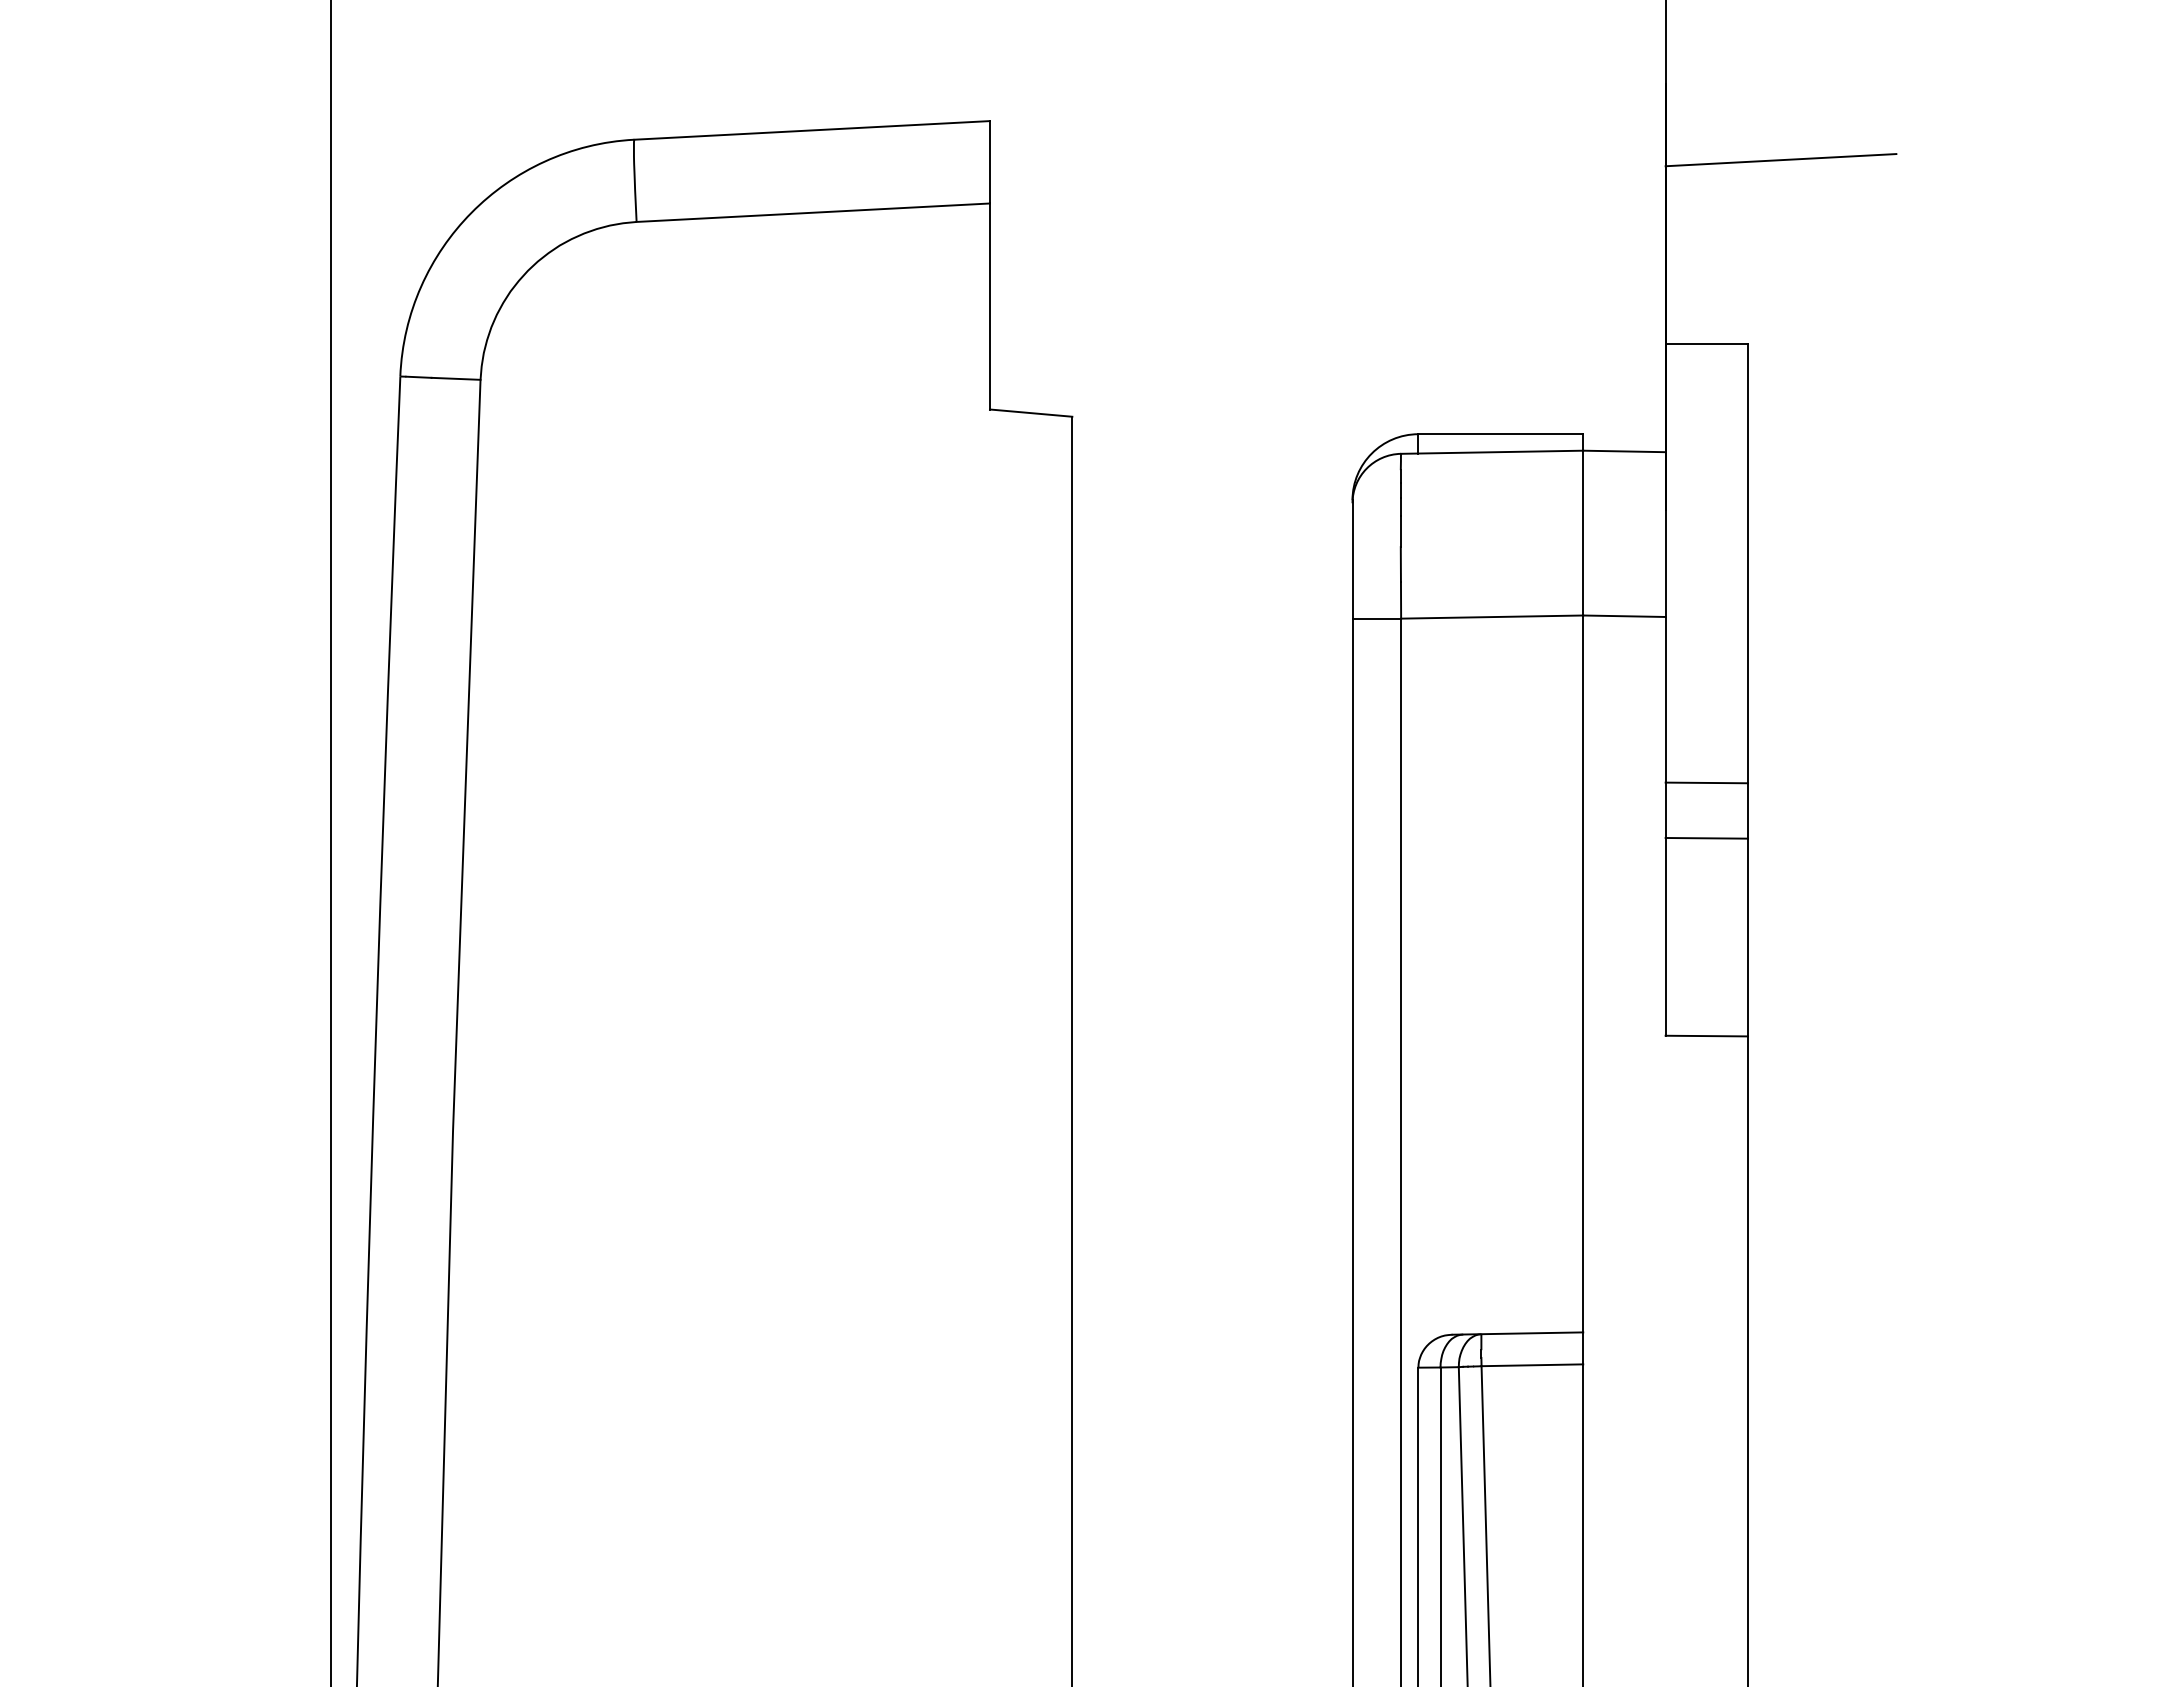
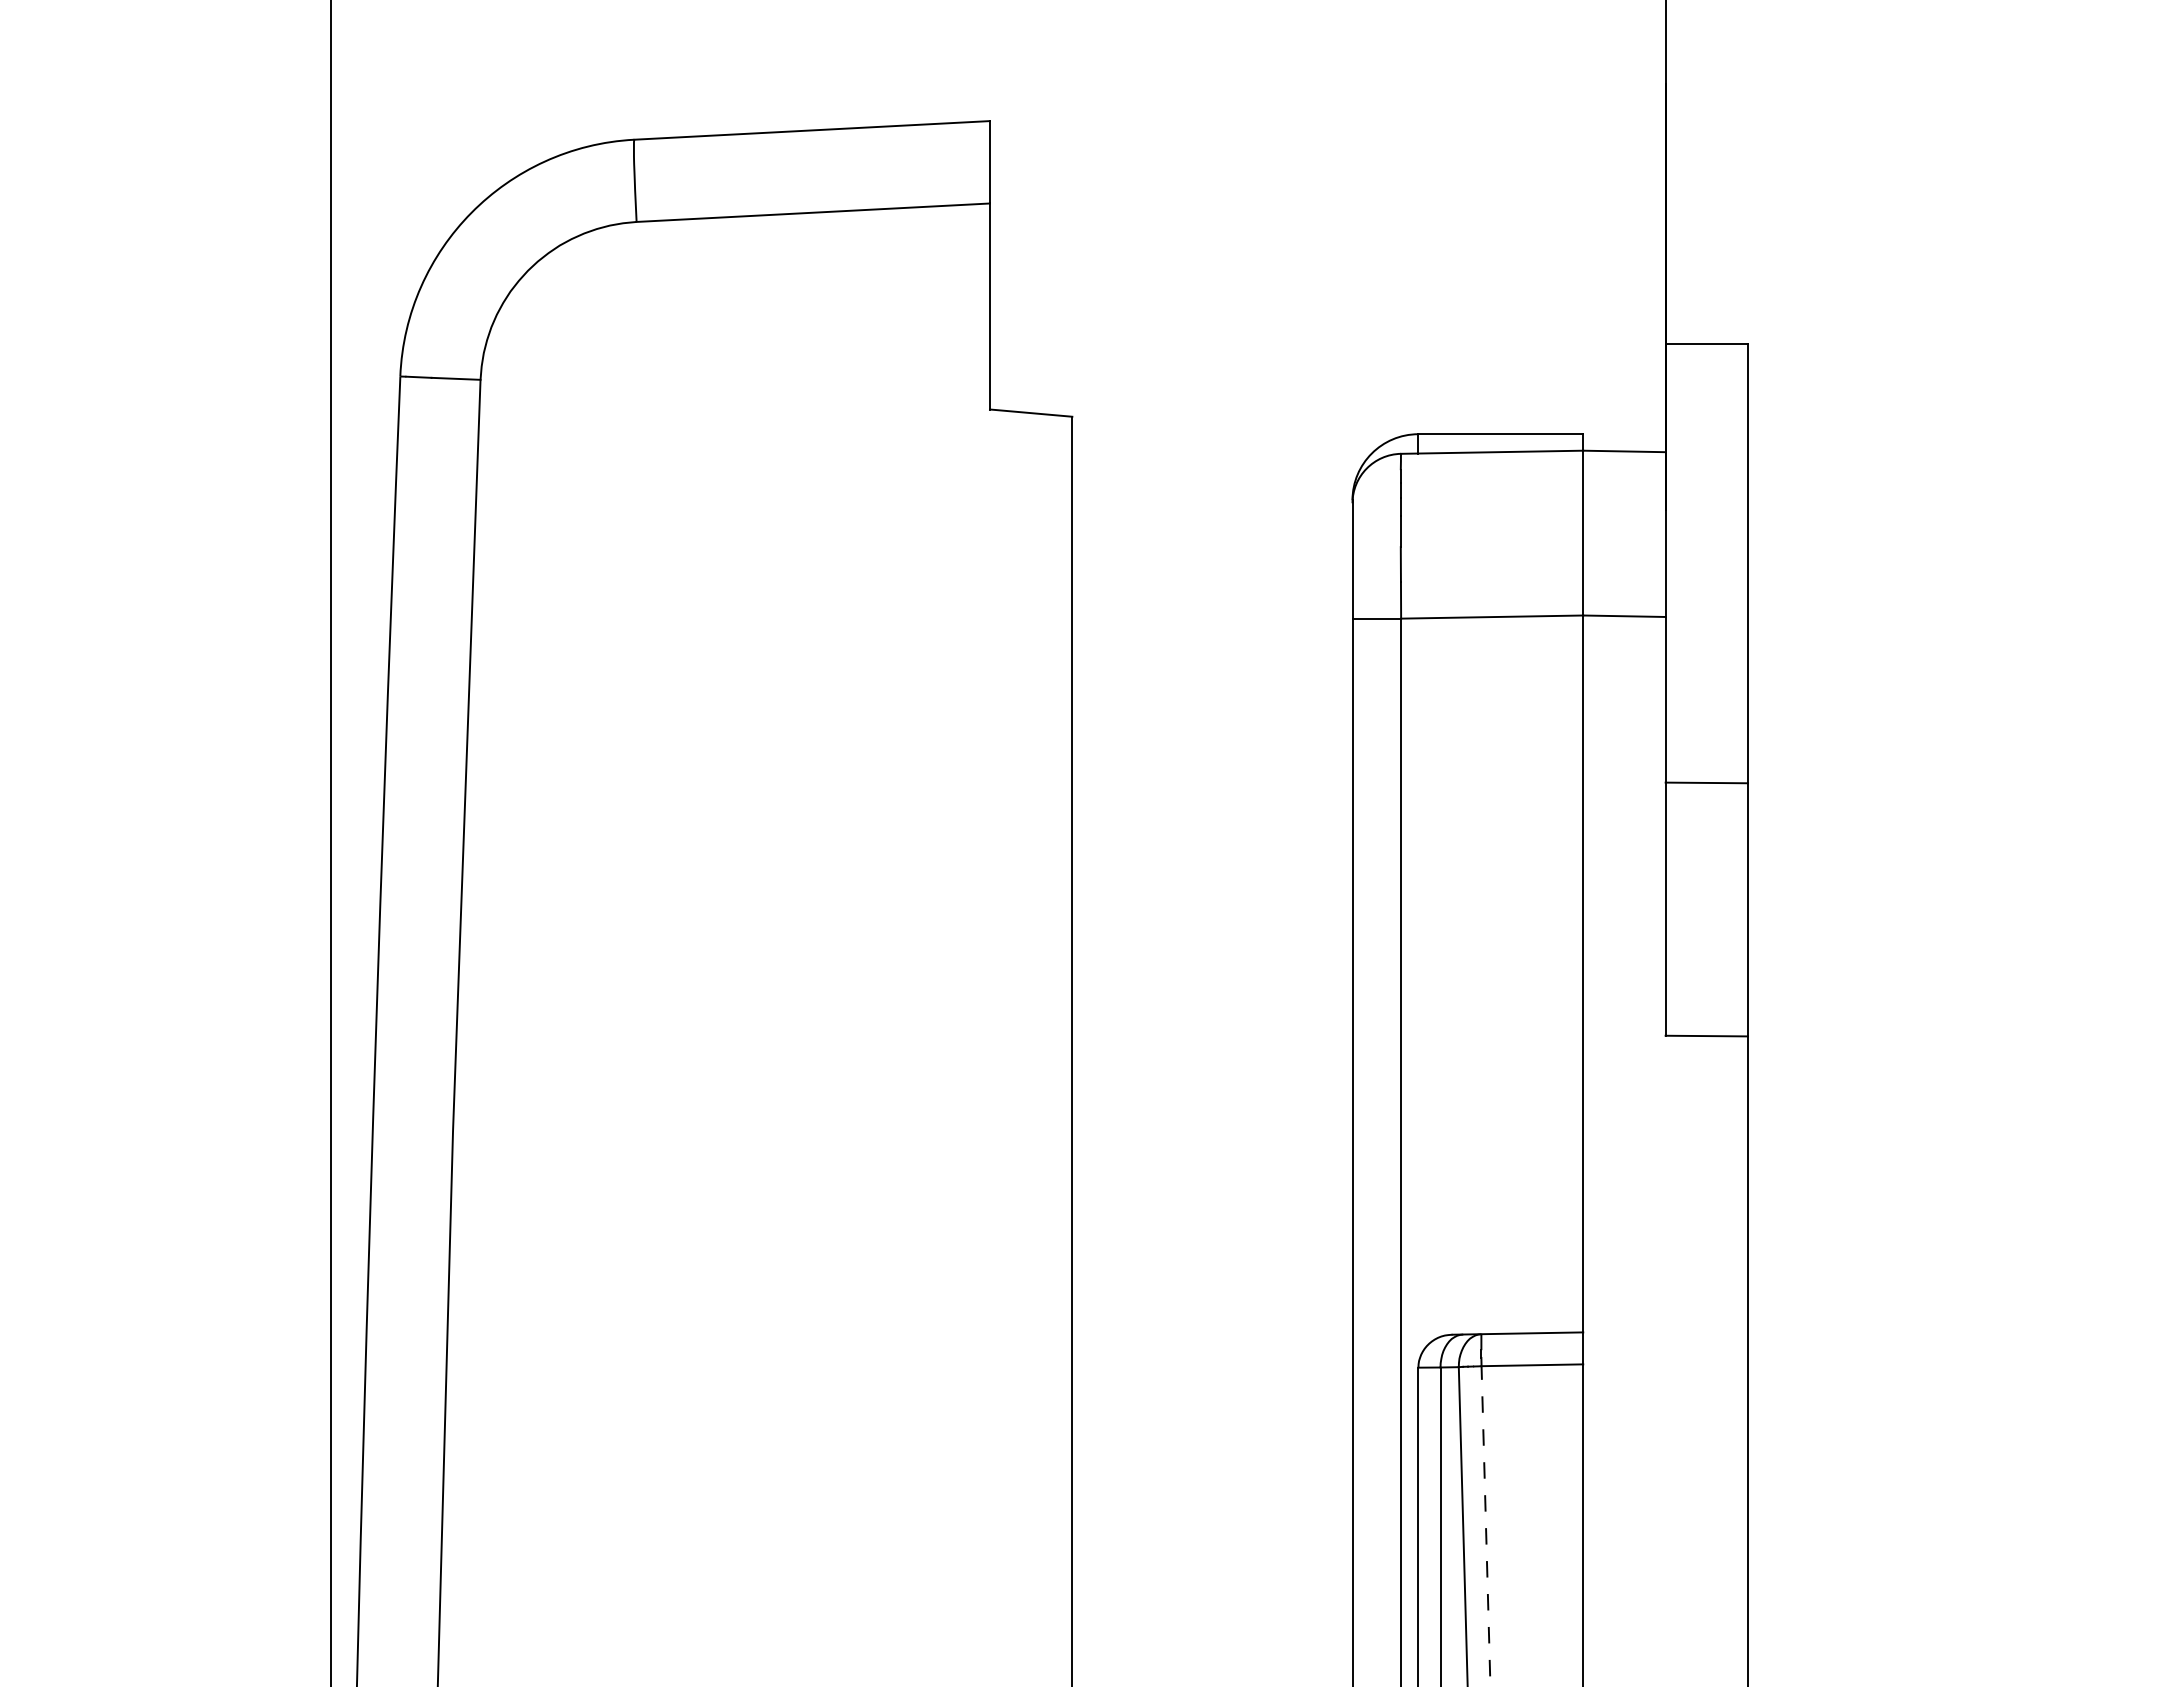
line: present -> none (1780, 160)
line: present -> none (1706, 837)
line: solid -> dashed (1485, 1526)
